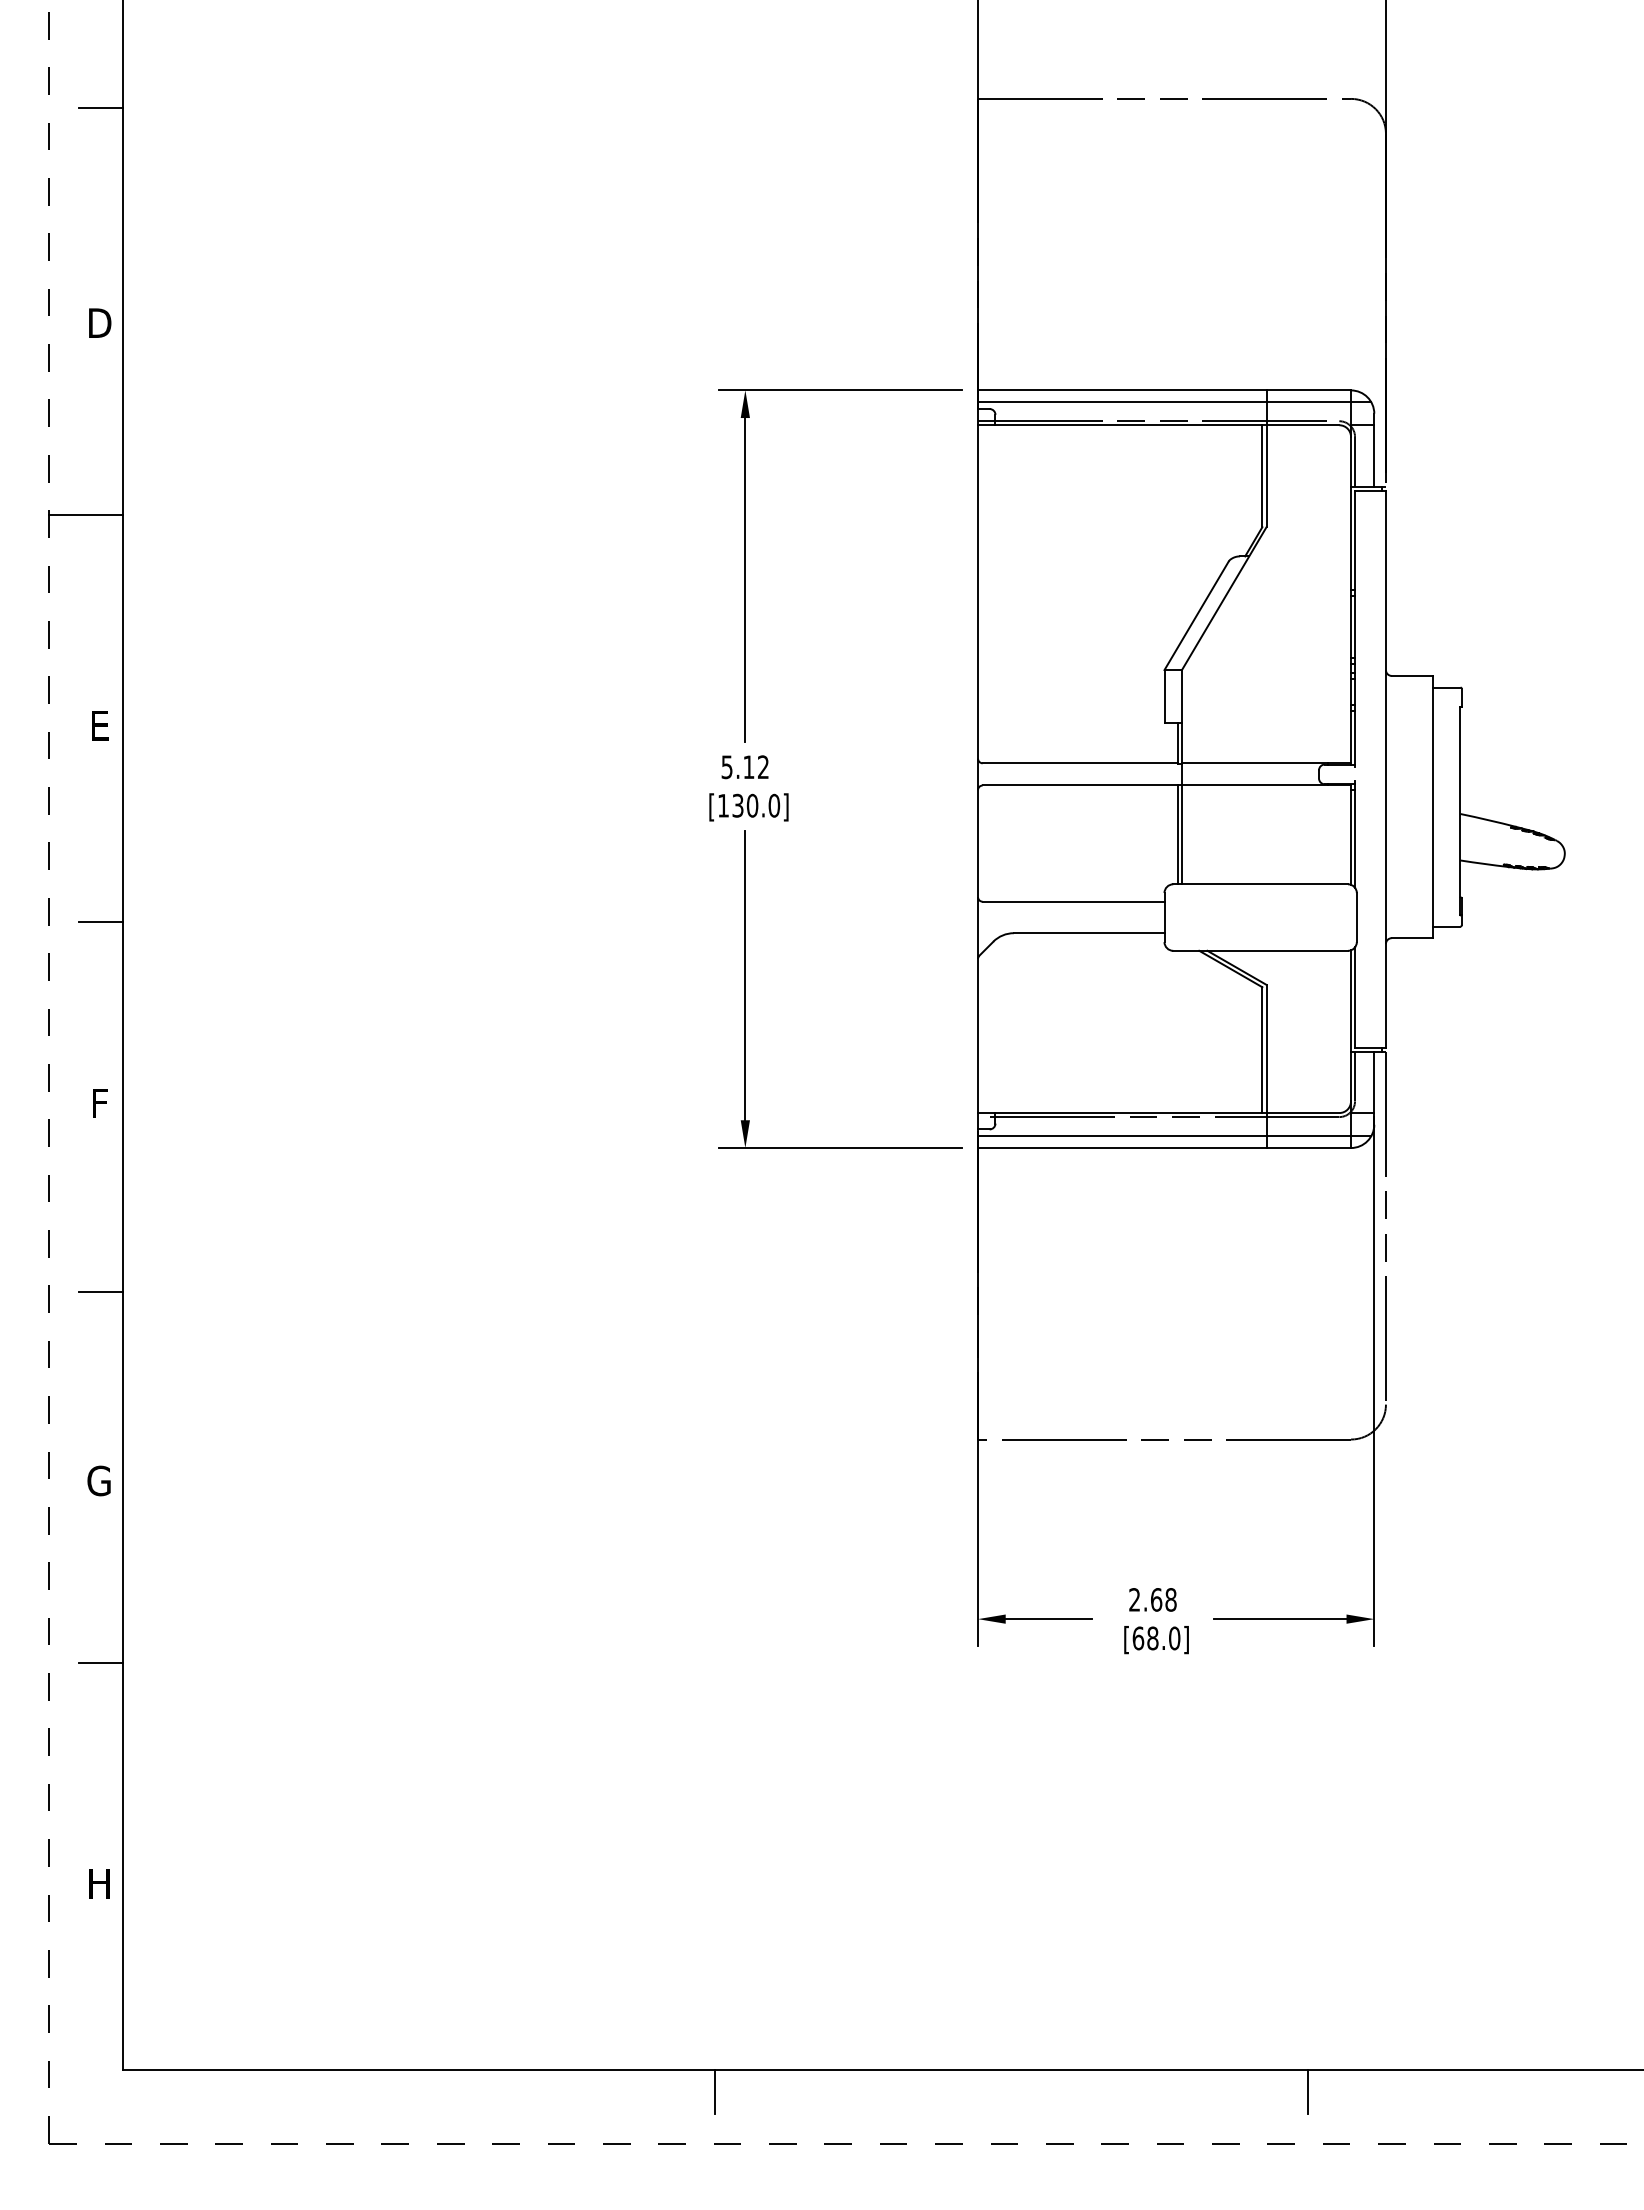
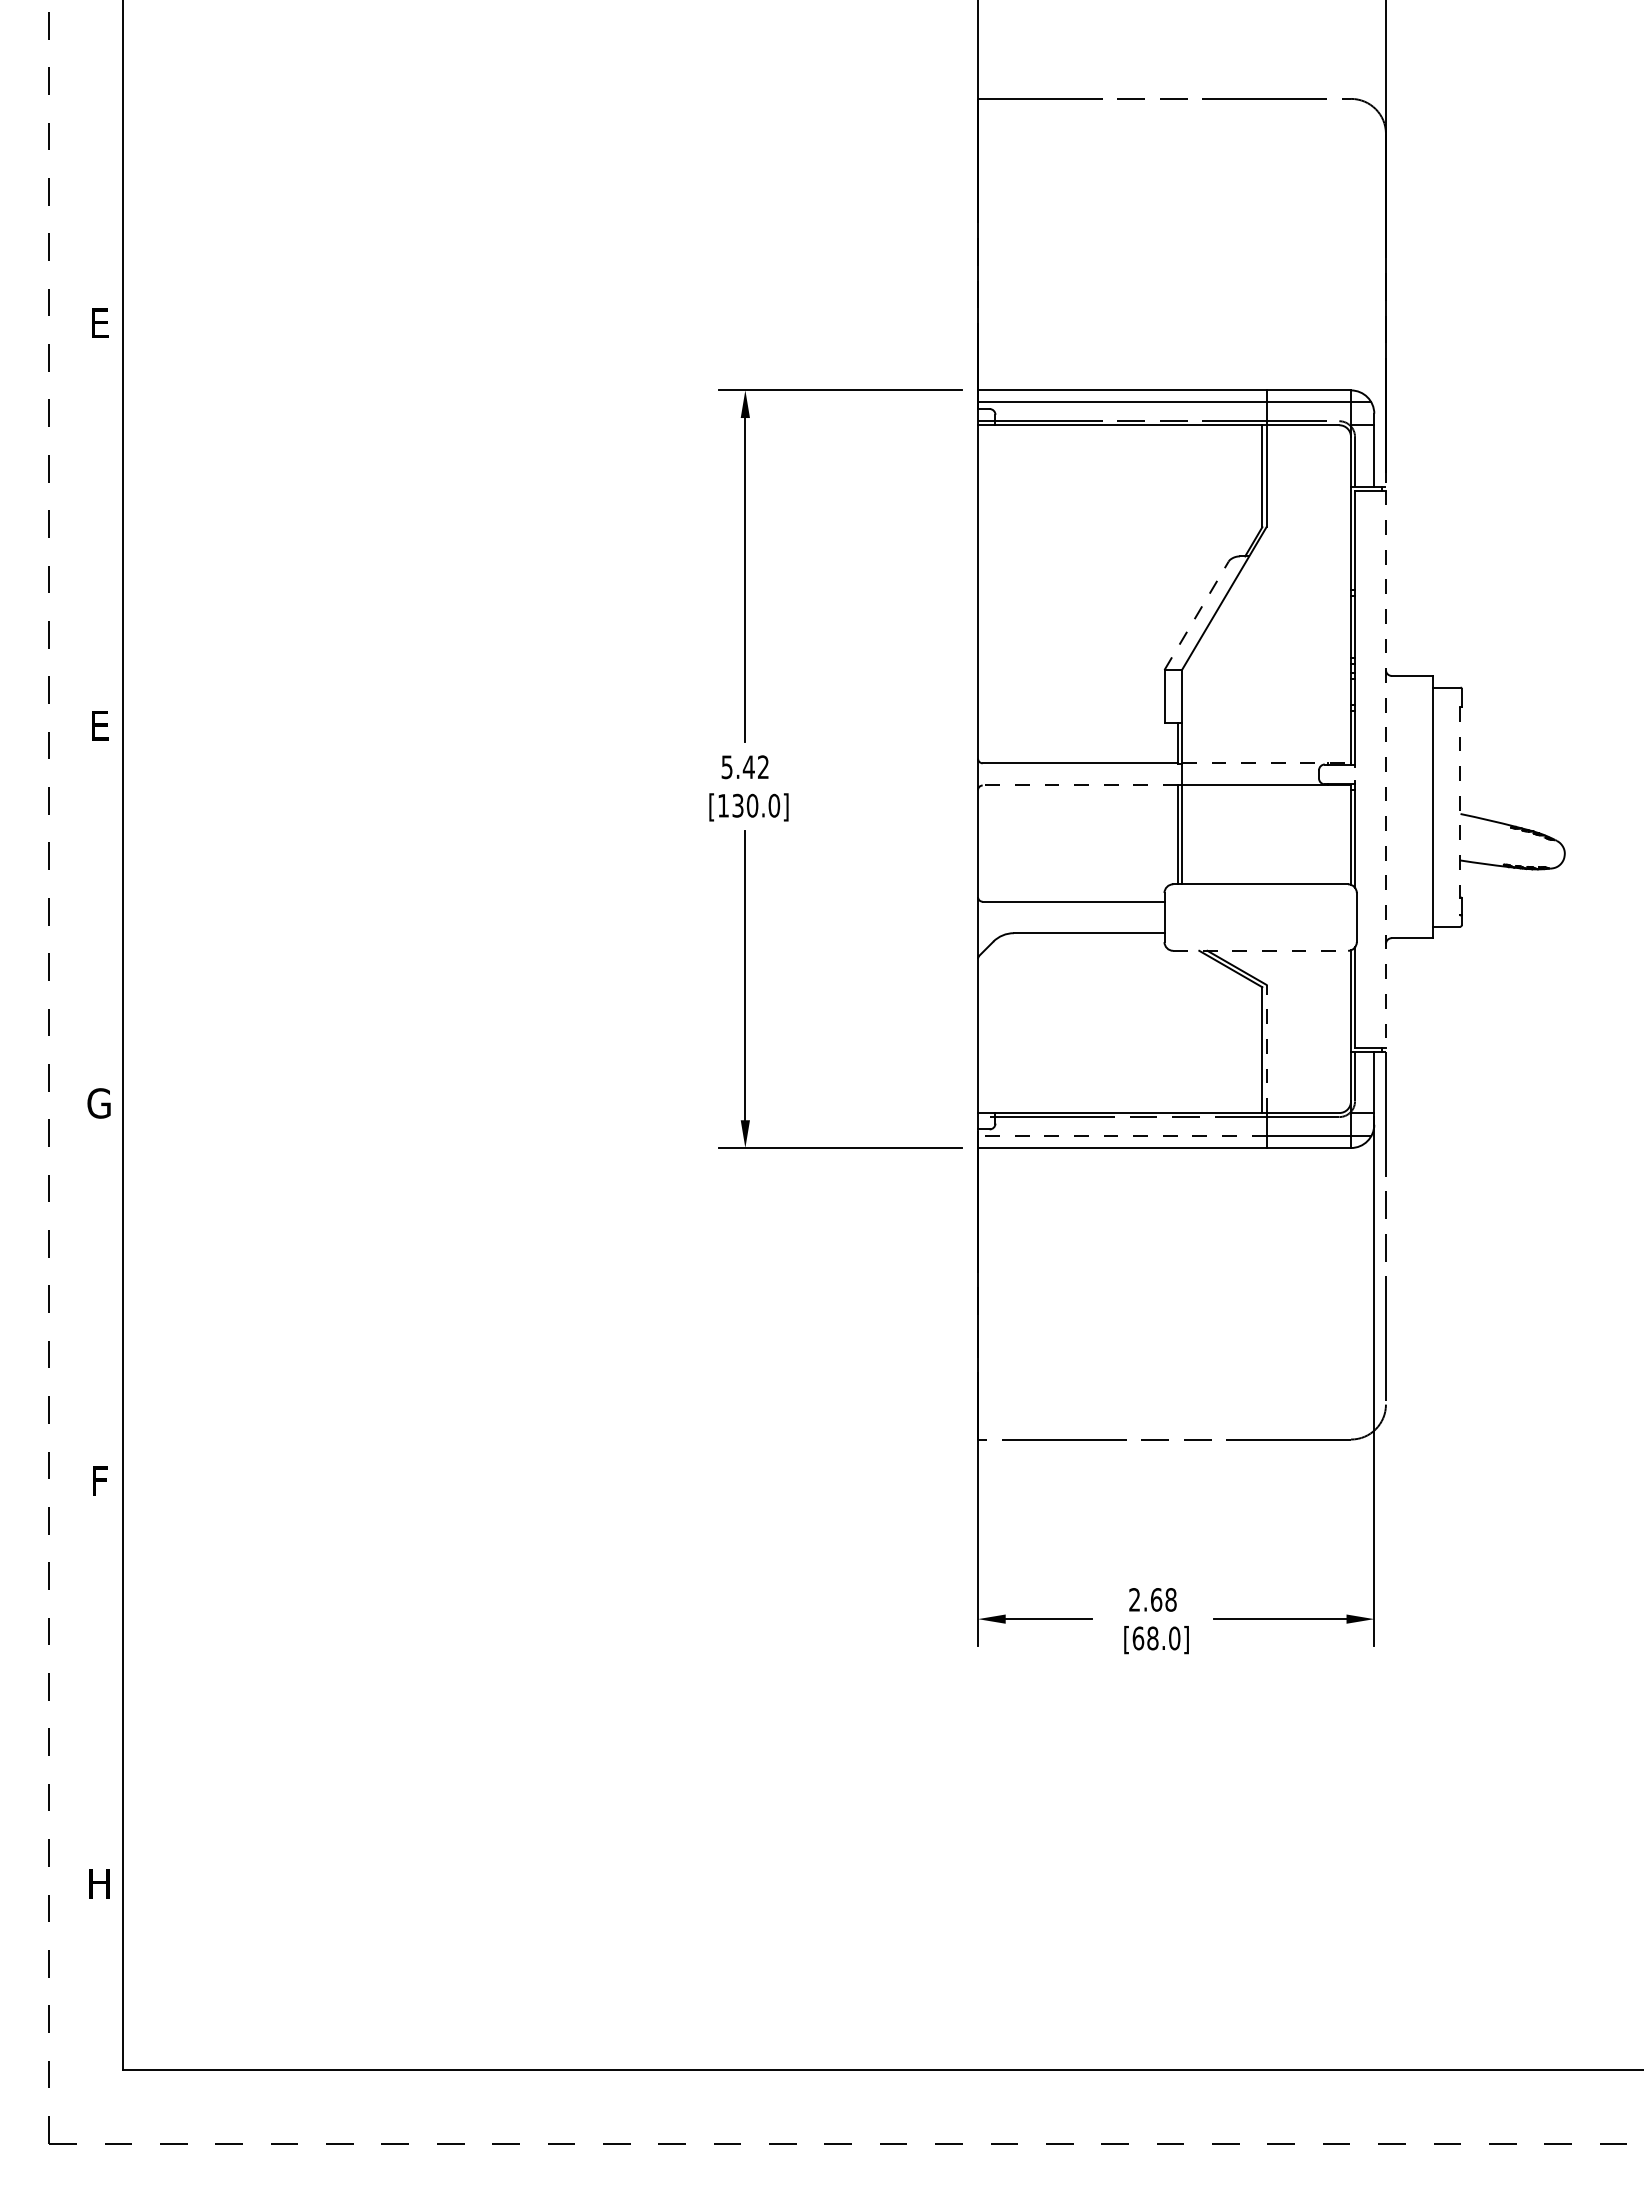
line: present -> none (100, 107)
text: D -> E (100, 322)
line: present -> none (86, 515)
line: solid -> dashed (1196, 615)
line: solid -> dashed (1266, 763)
text: 5.12 -> 5.42 (748, 766)
line: solid -> dashed (1385, 769)
line: solid -> dashed (1080, 785)
line: solid -> dashed (1460, 811)
line: present -> none (100, 922)
line: solid -> dashed (1261, 950)
line: solid -> dashed (1266, 1048)
text: F -> G (98, 1103)
line: solid -> dashed (1121, 1136)
line: present -> none (100, 1292)
text: G -> F (98, 1480)
line: present -> none (100, 1662)
line: present -> none (715, 2091)
line: present -> none (1307, 2091)
